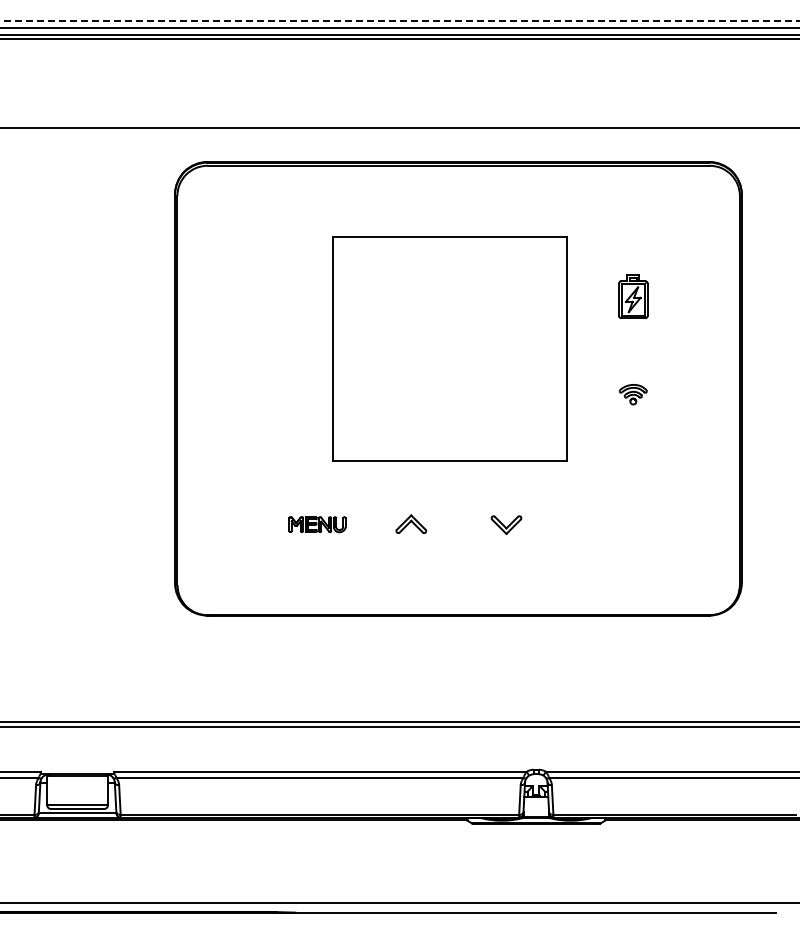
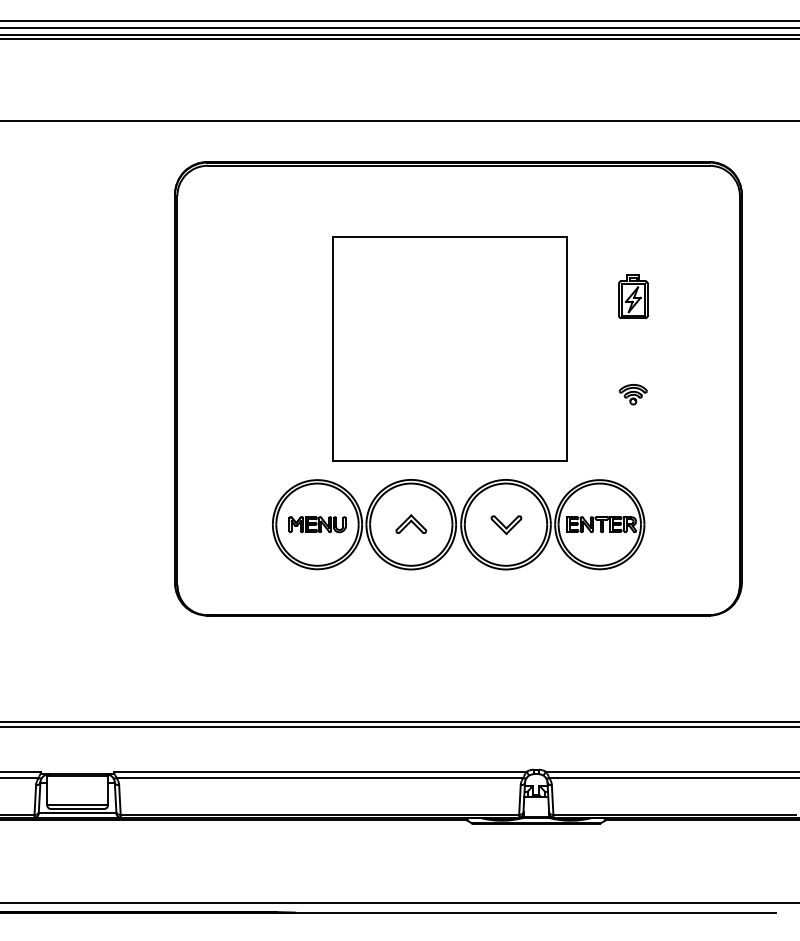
line: dashed -> solid (399, 21)
line position: (399, 127) -> (399, 120) (399, 120)
part: none -> present (458, 524)
